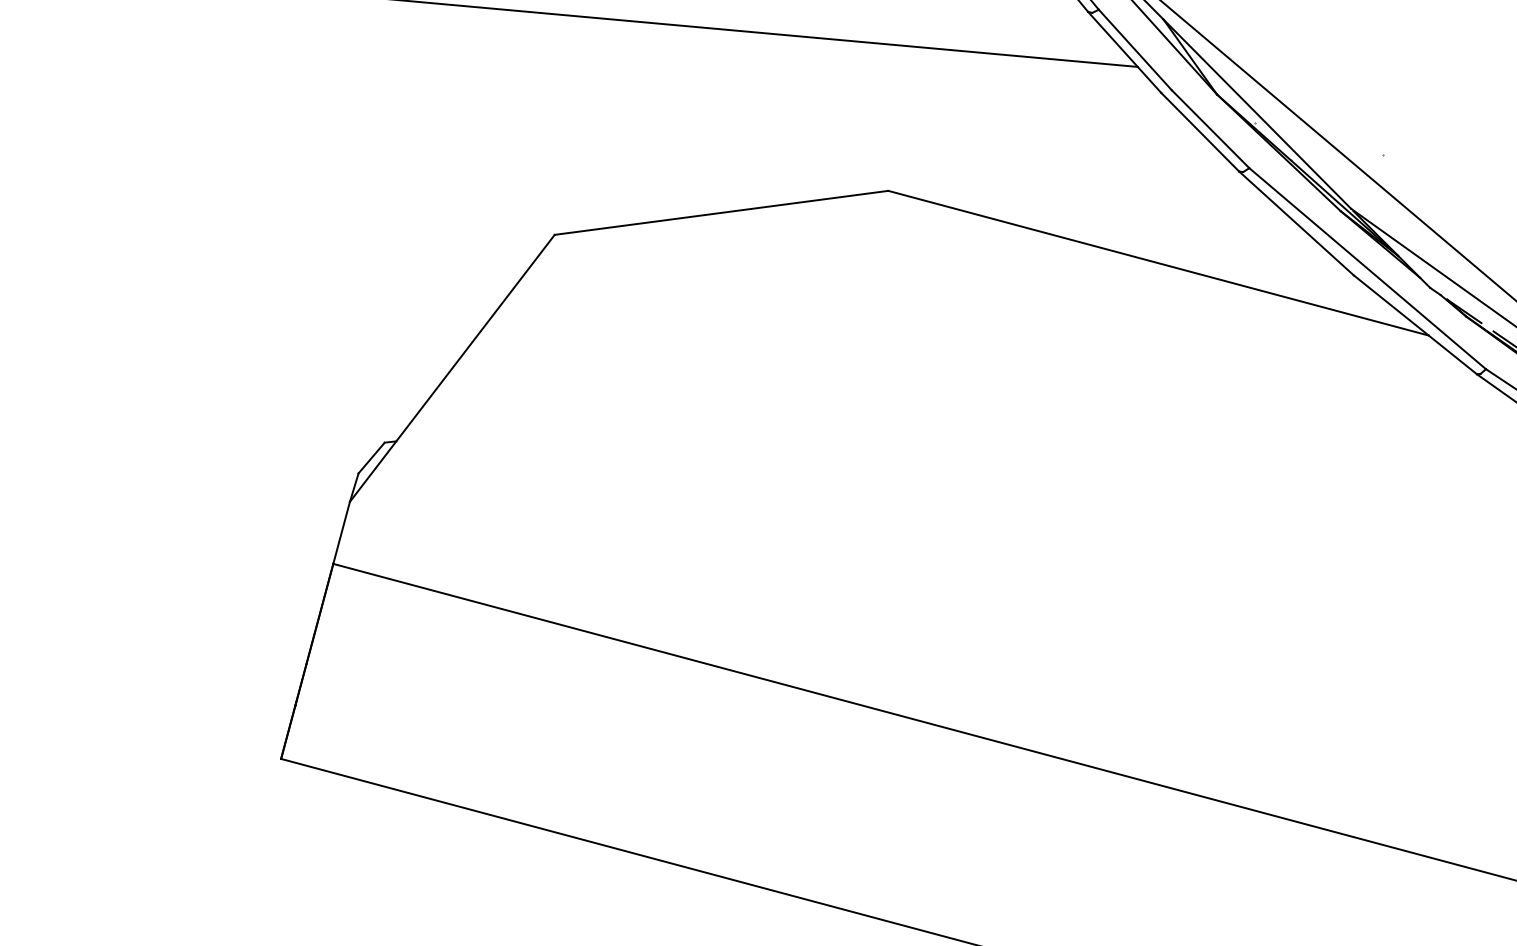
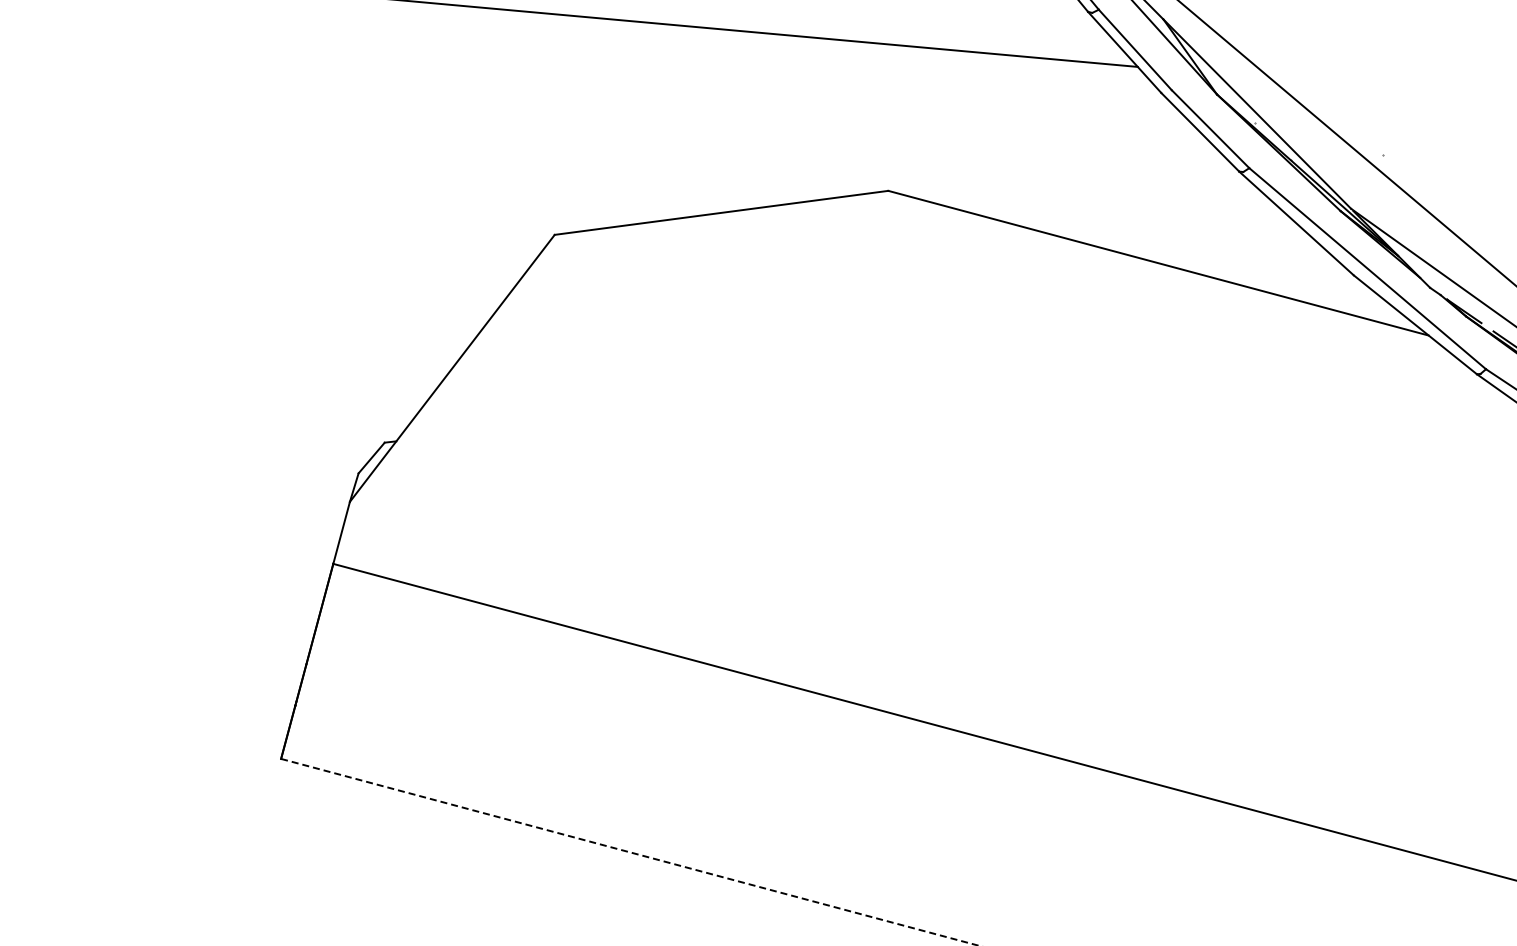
line position: (1337, 150) -> (1346, 142) (1346, 142)
line: solid -> dashed (630, 852)
